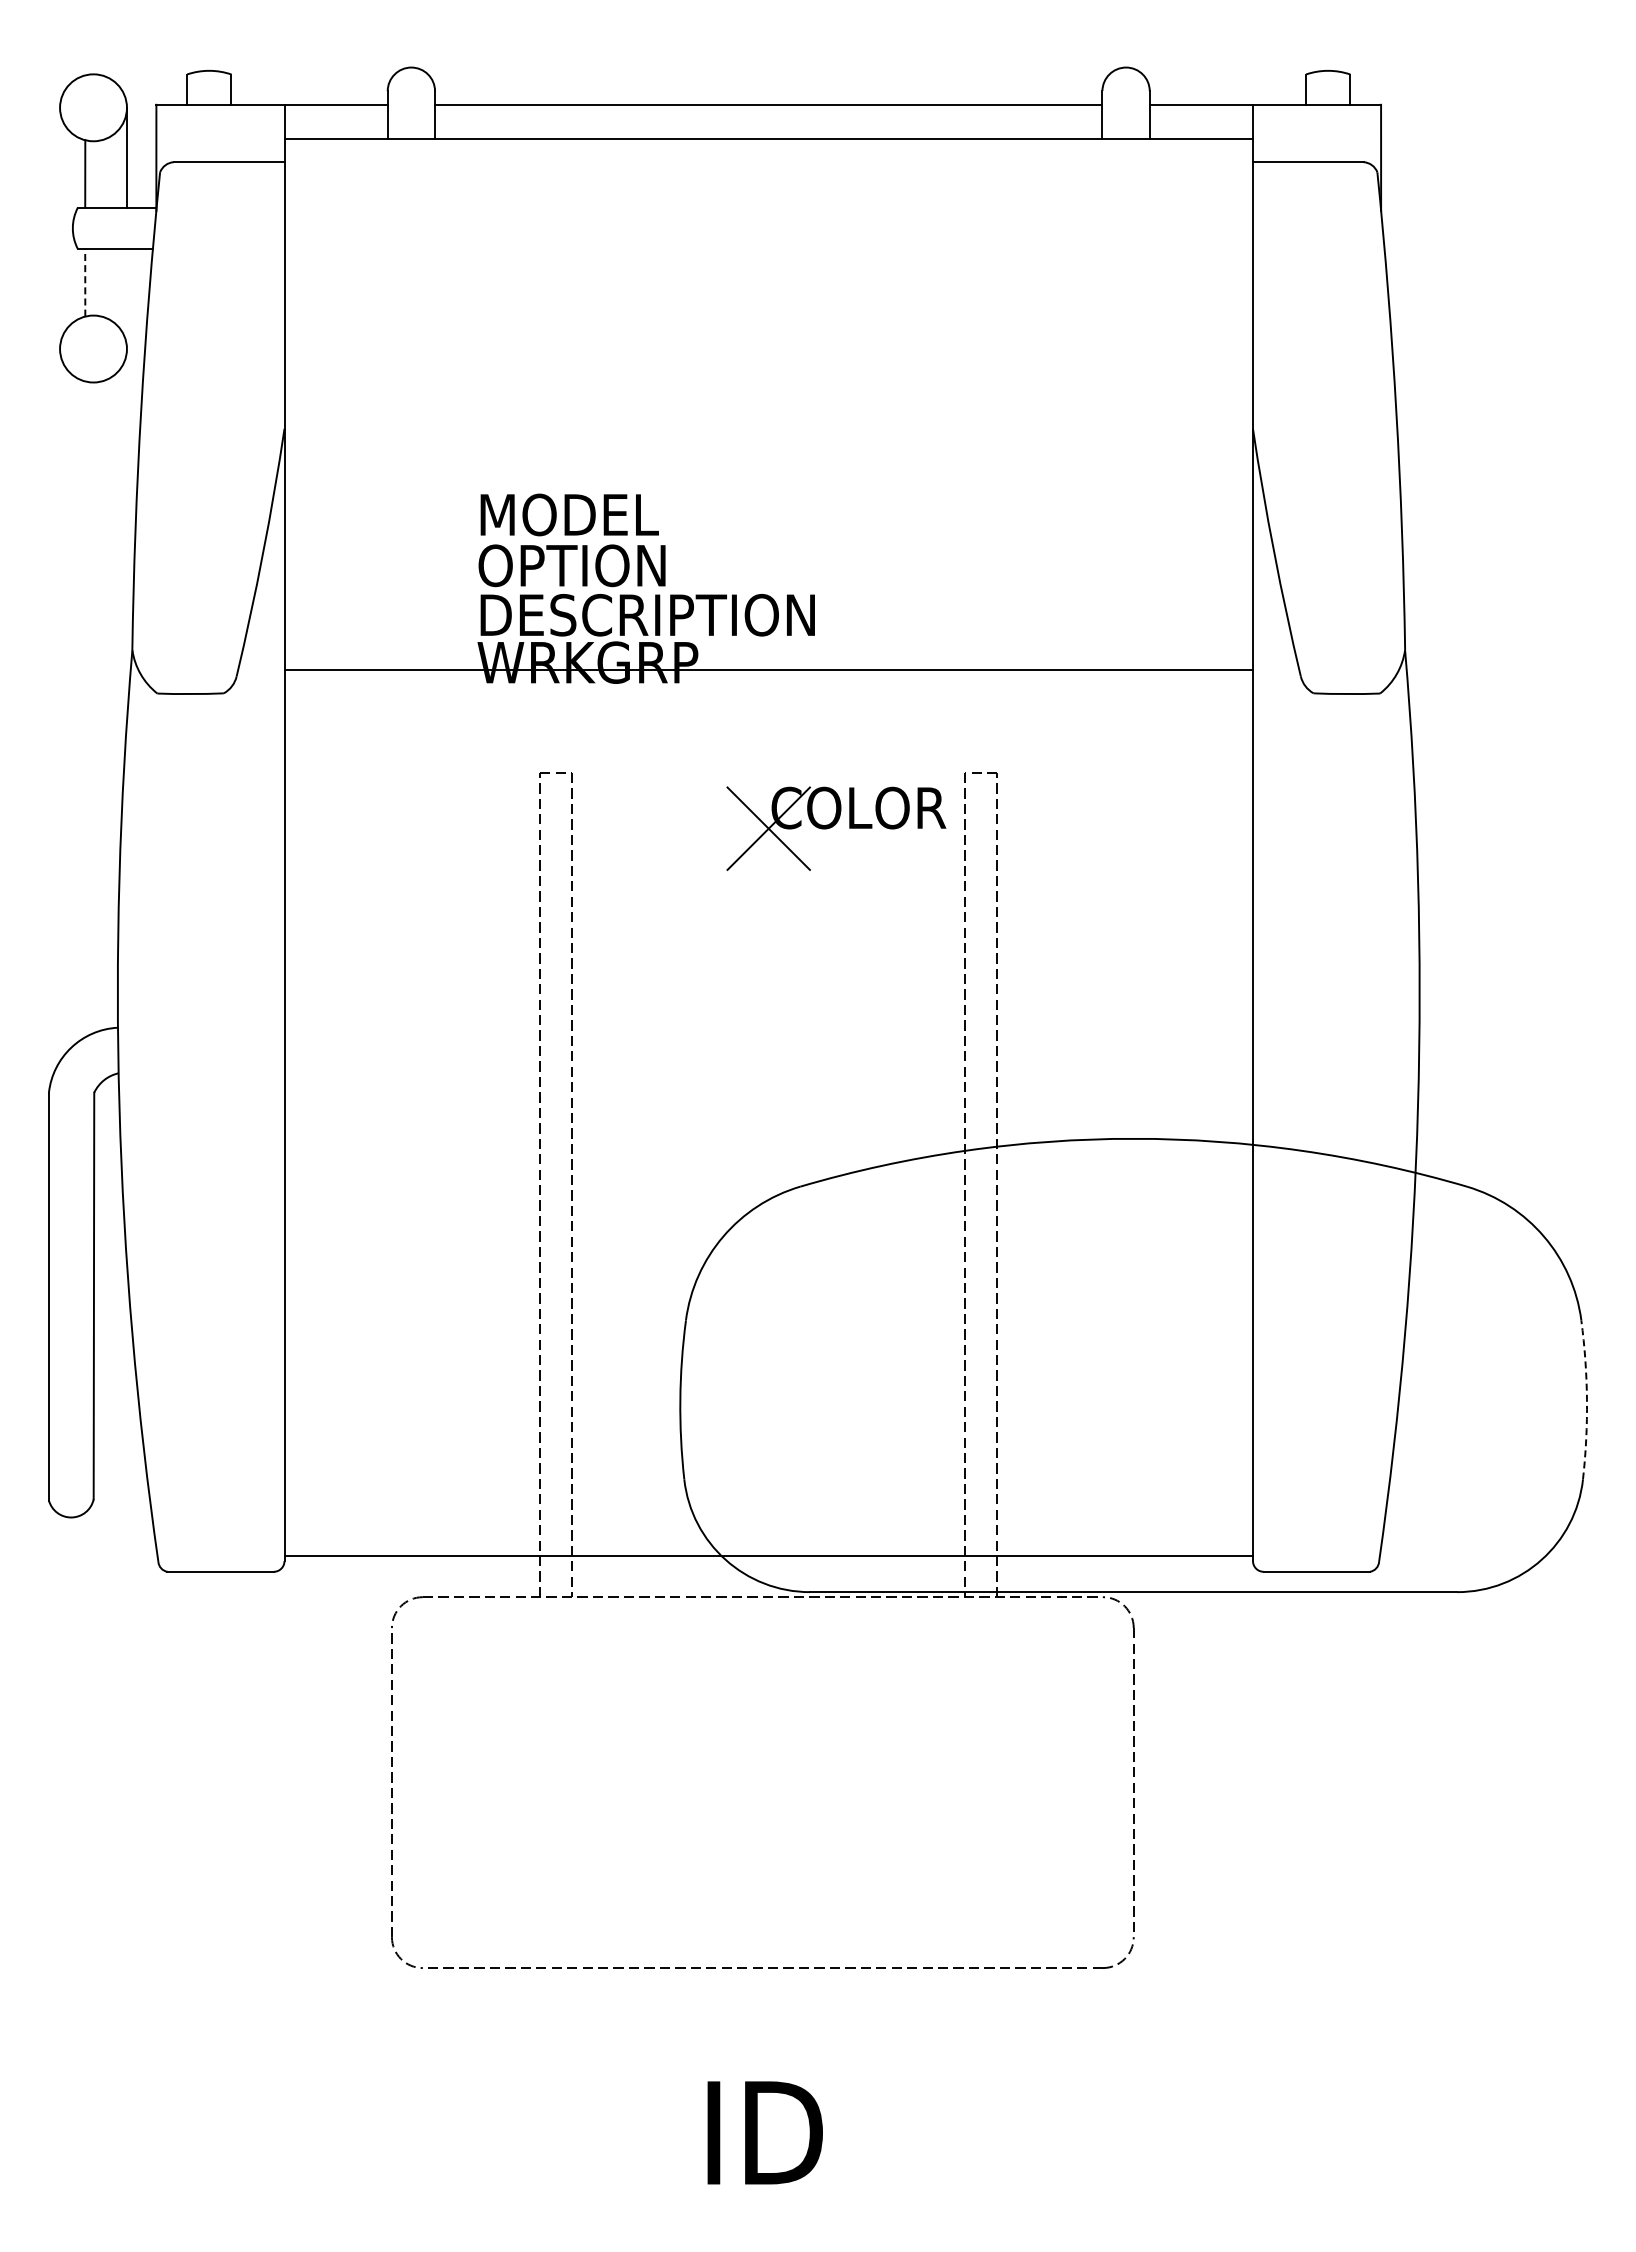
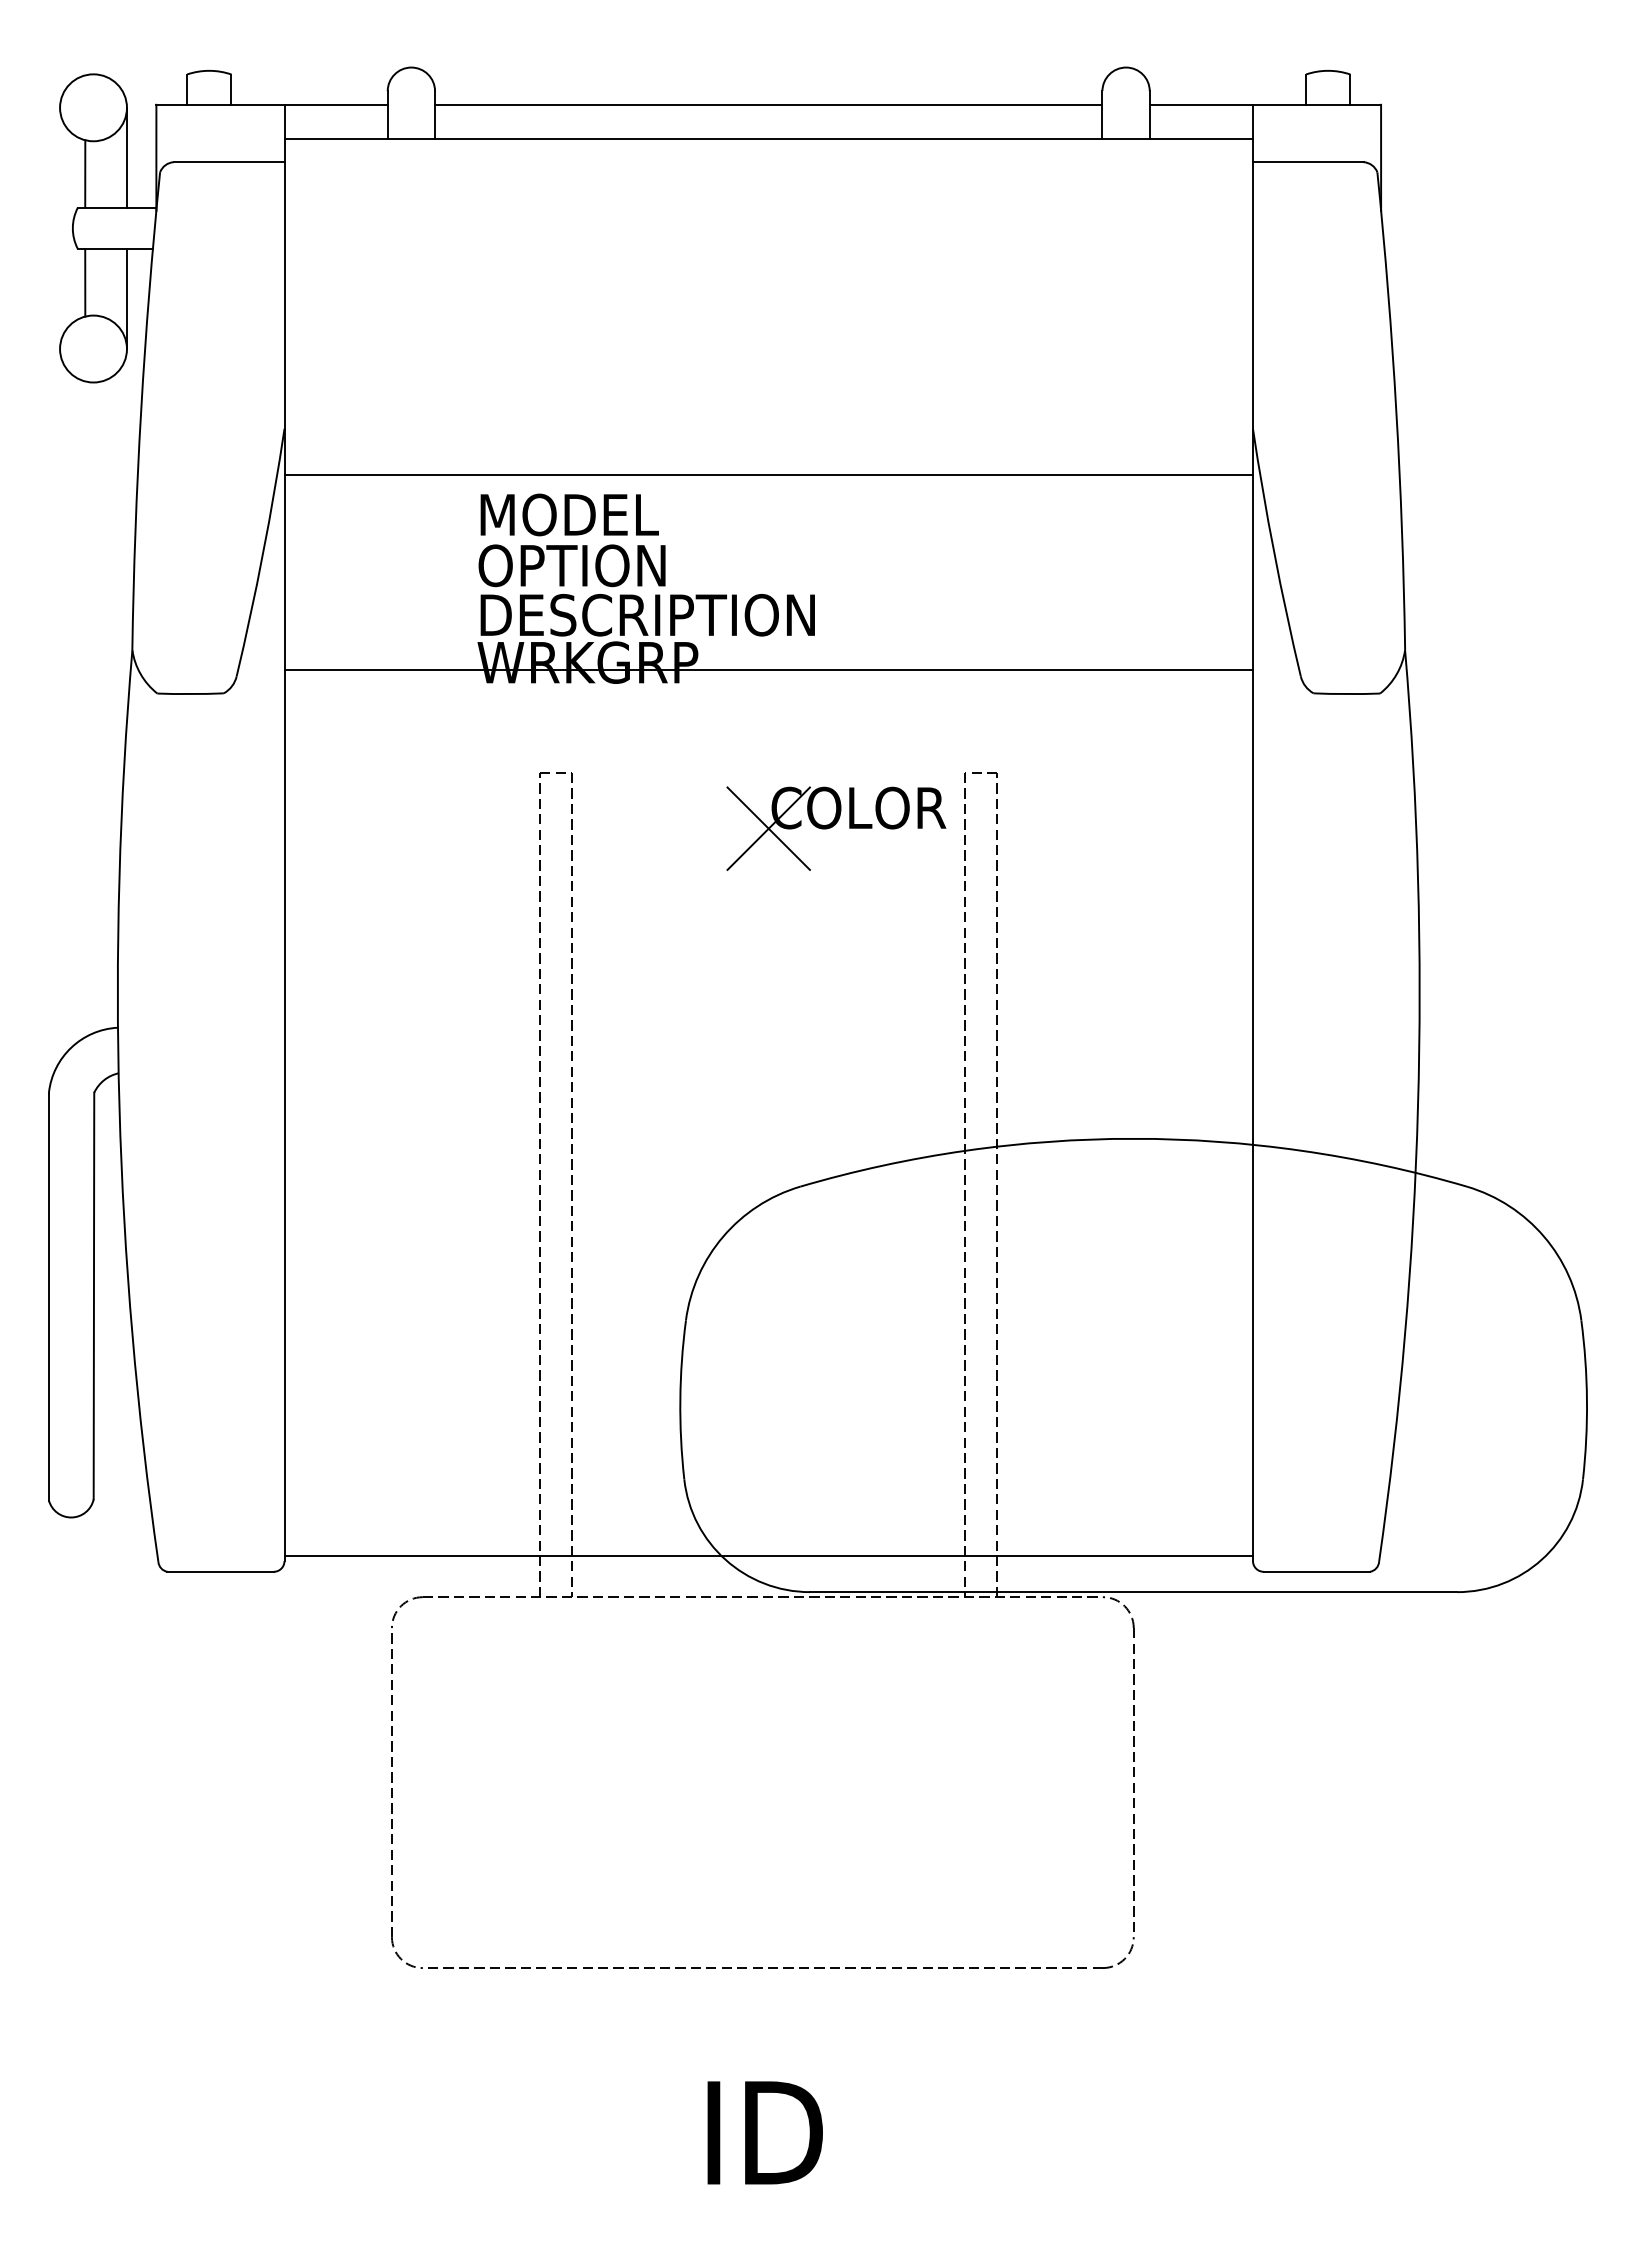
line: dashed -> solid (85, 282)
line: none -> present (126, 298)
line: none -> present (768, 475)
arc: dashed -> solid (1586, 1399)
